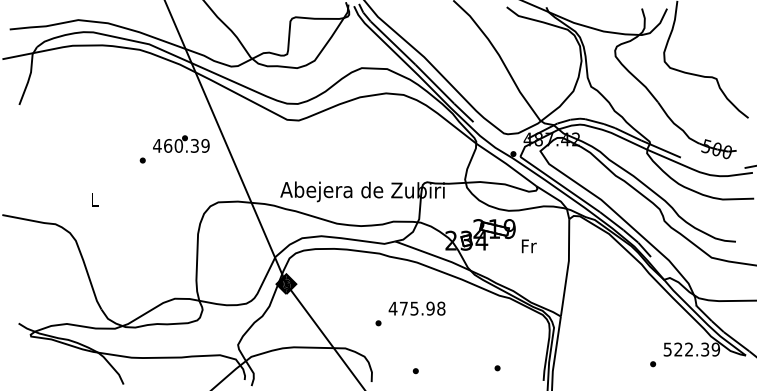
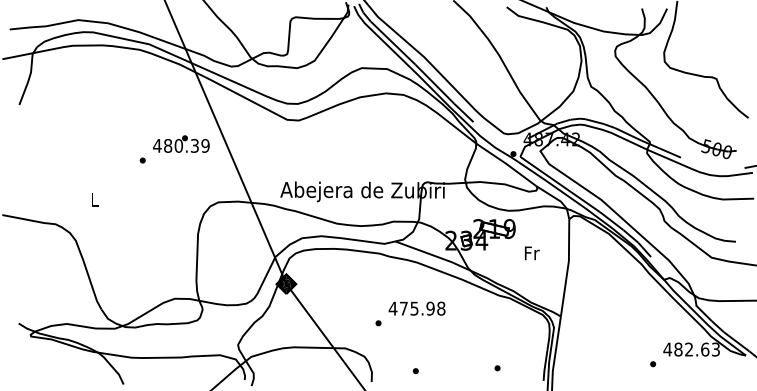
text: 460.39 -> 480.39 (168, 145)
text position: (529, 246) -> (532, 253) (532, 253)
text: 522.39 -> 482.63 (691, 349)
